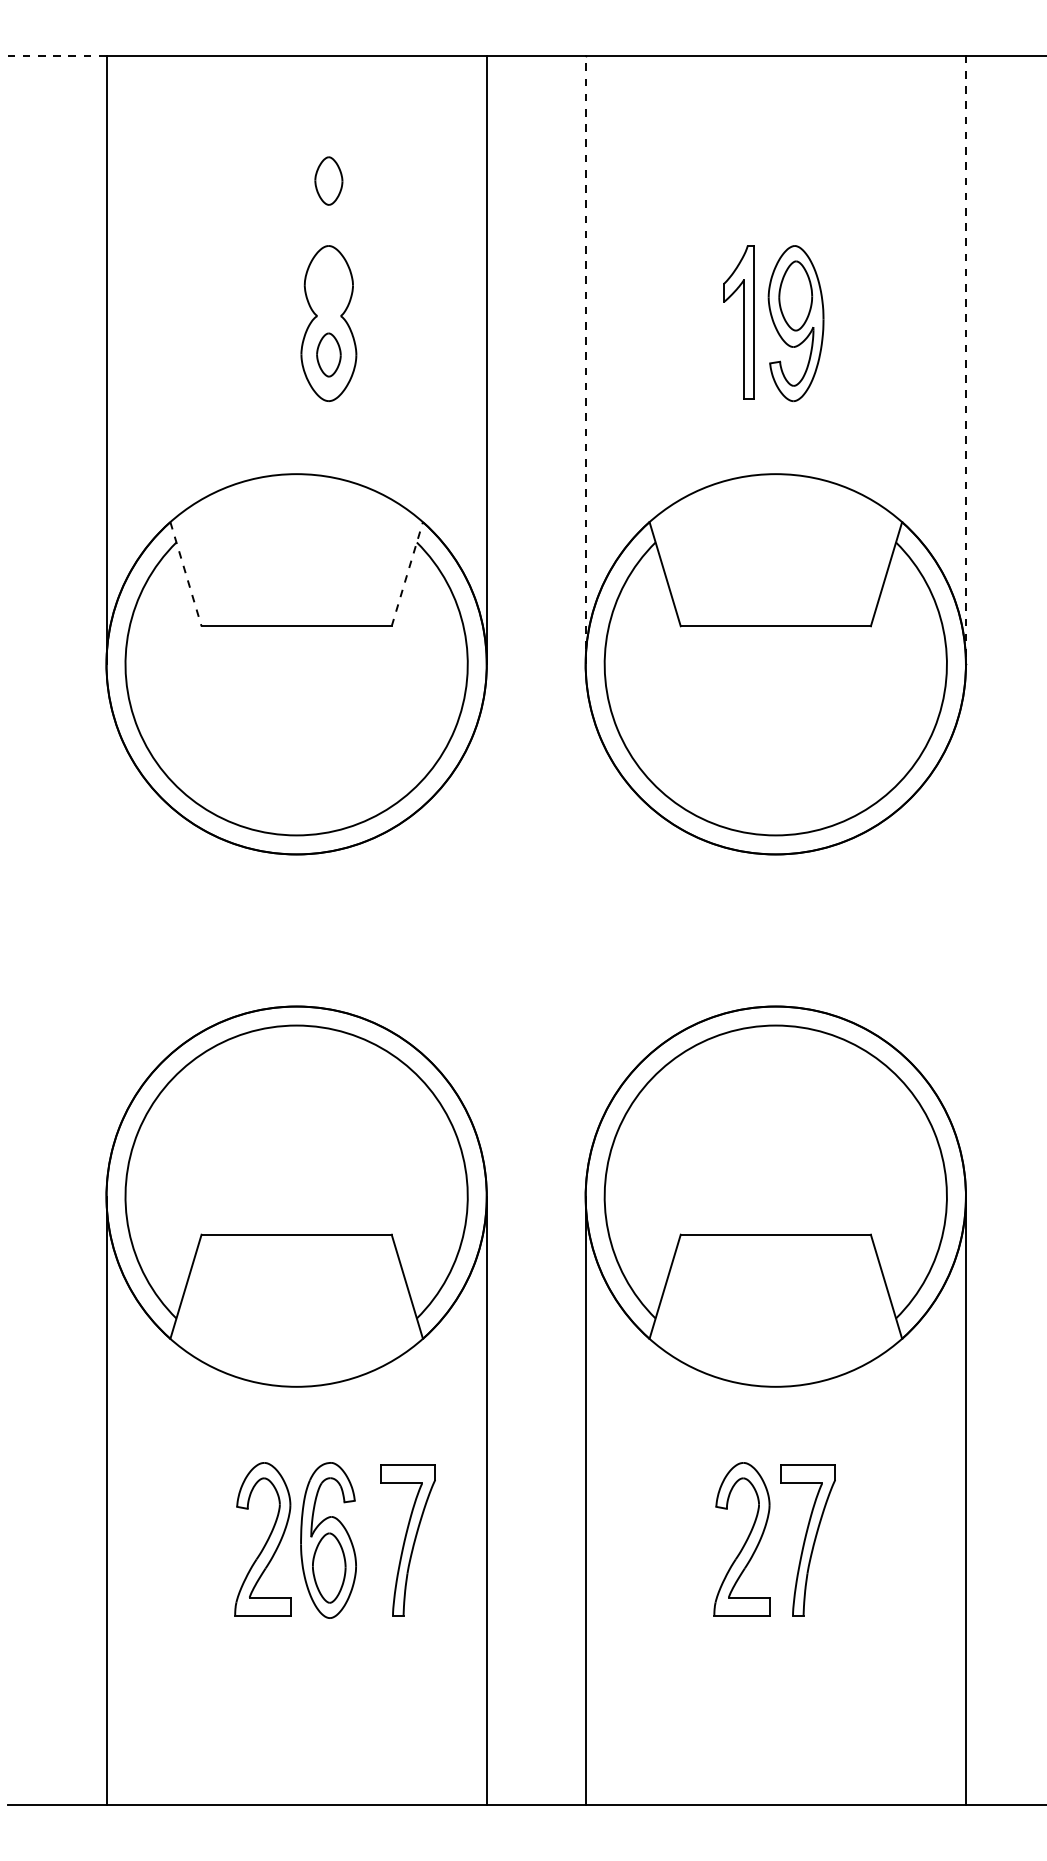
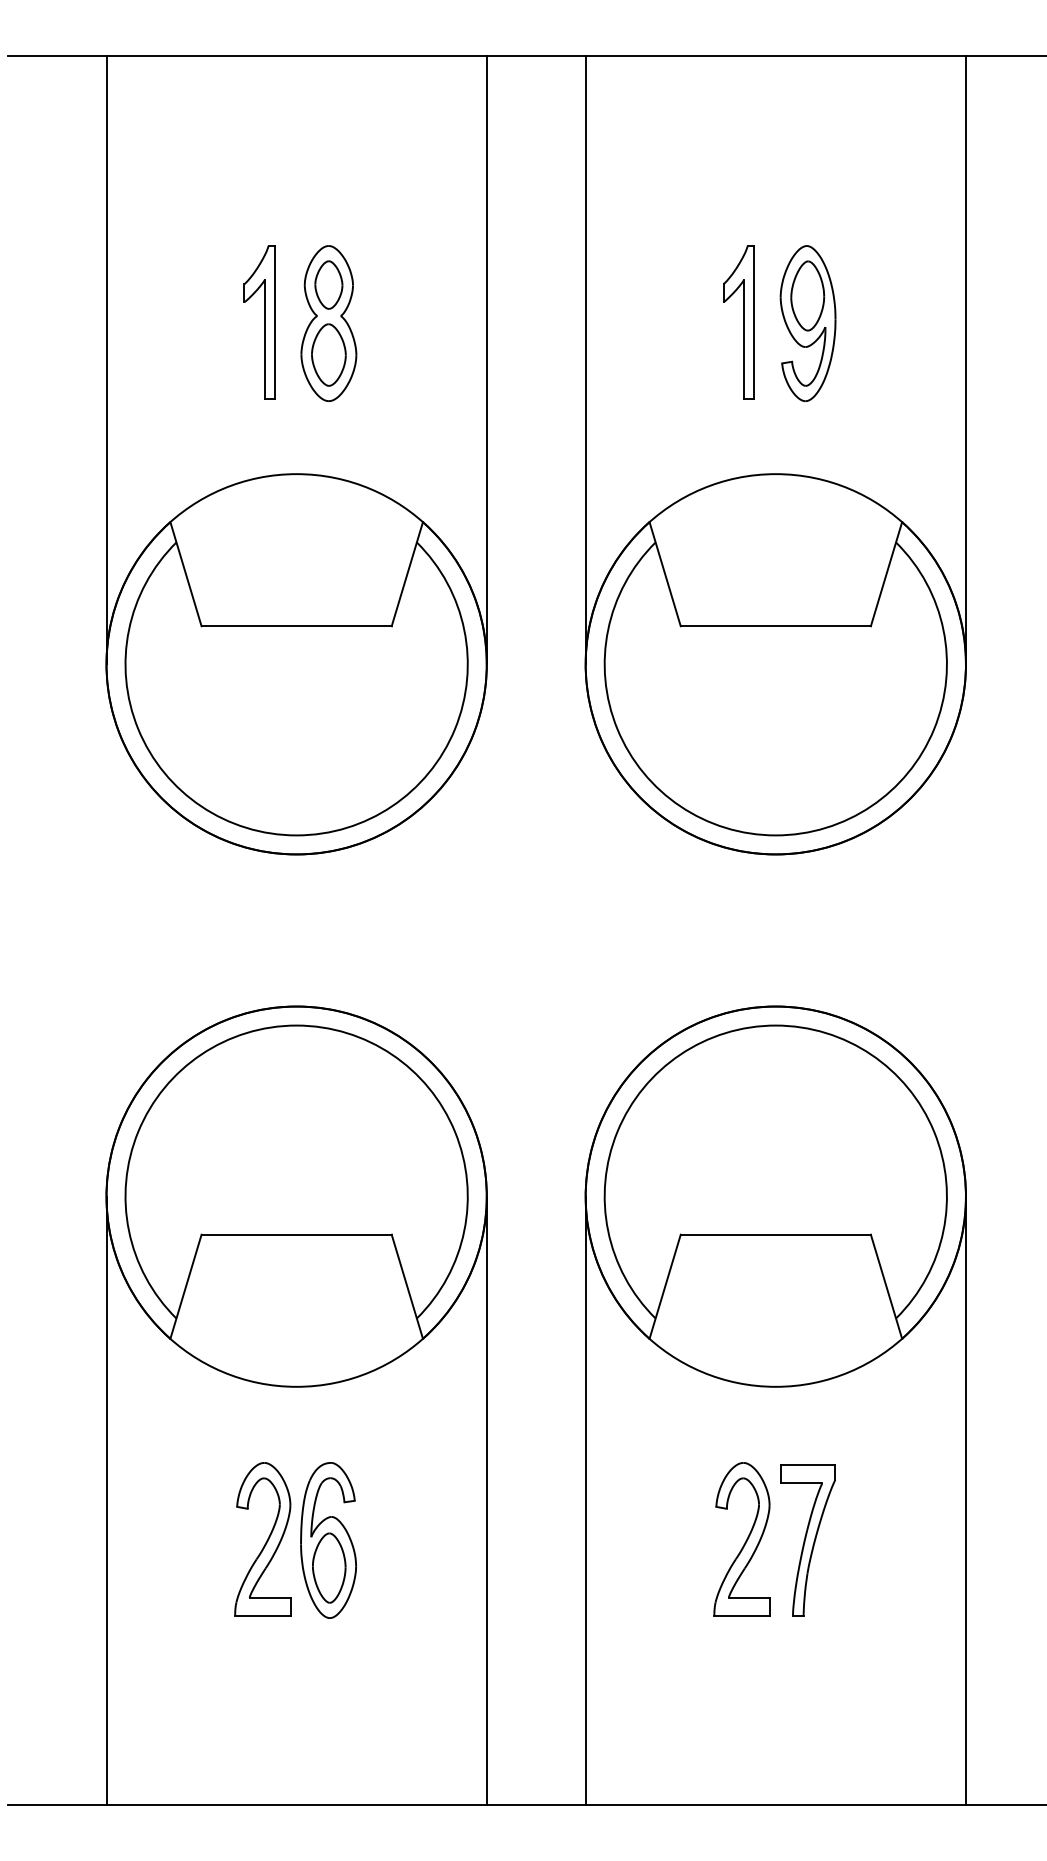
line: dashed -> solid (57, 55)
part position: (328, 180) -> (328, 284) (328, 284)
part: none -> present (259, 322)
part position: (795, 323) -> (807, 323) (807, 323)
part size: 26x46 px -> 36x64 px (328, 354)
line: dashed -> solid (585, 359)
line: dashed -> solid (965, 360)
line: dashed -> solid (407, 573)
line: dashed -> solid (186, 574)
part: present -> none (407, 1540)
